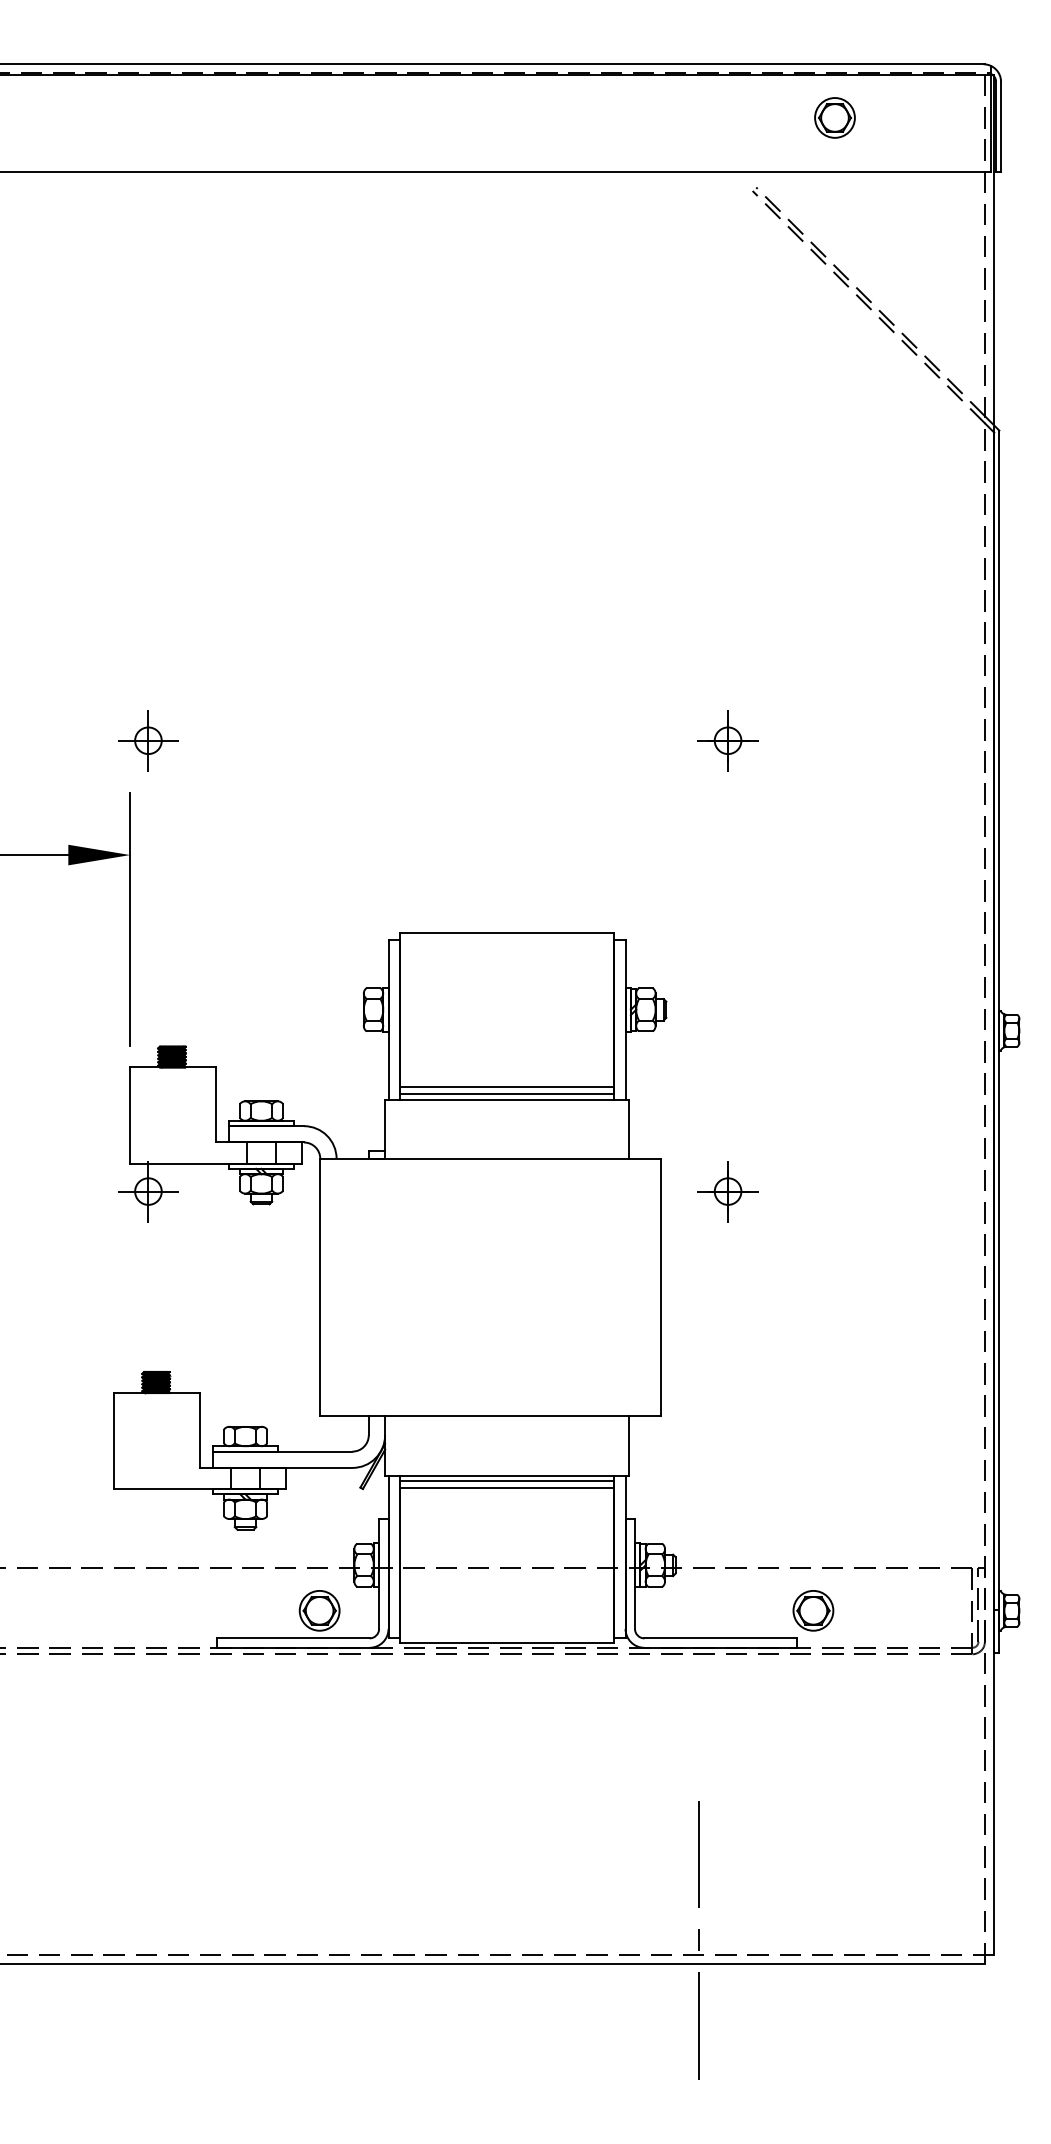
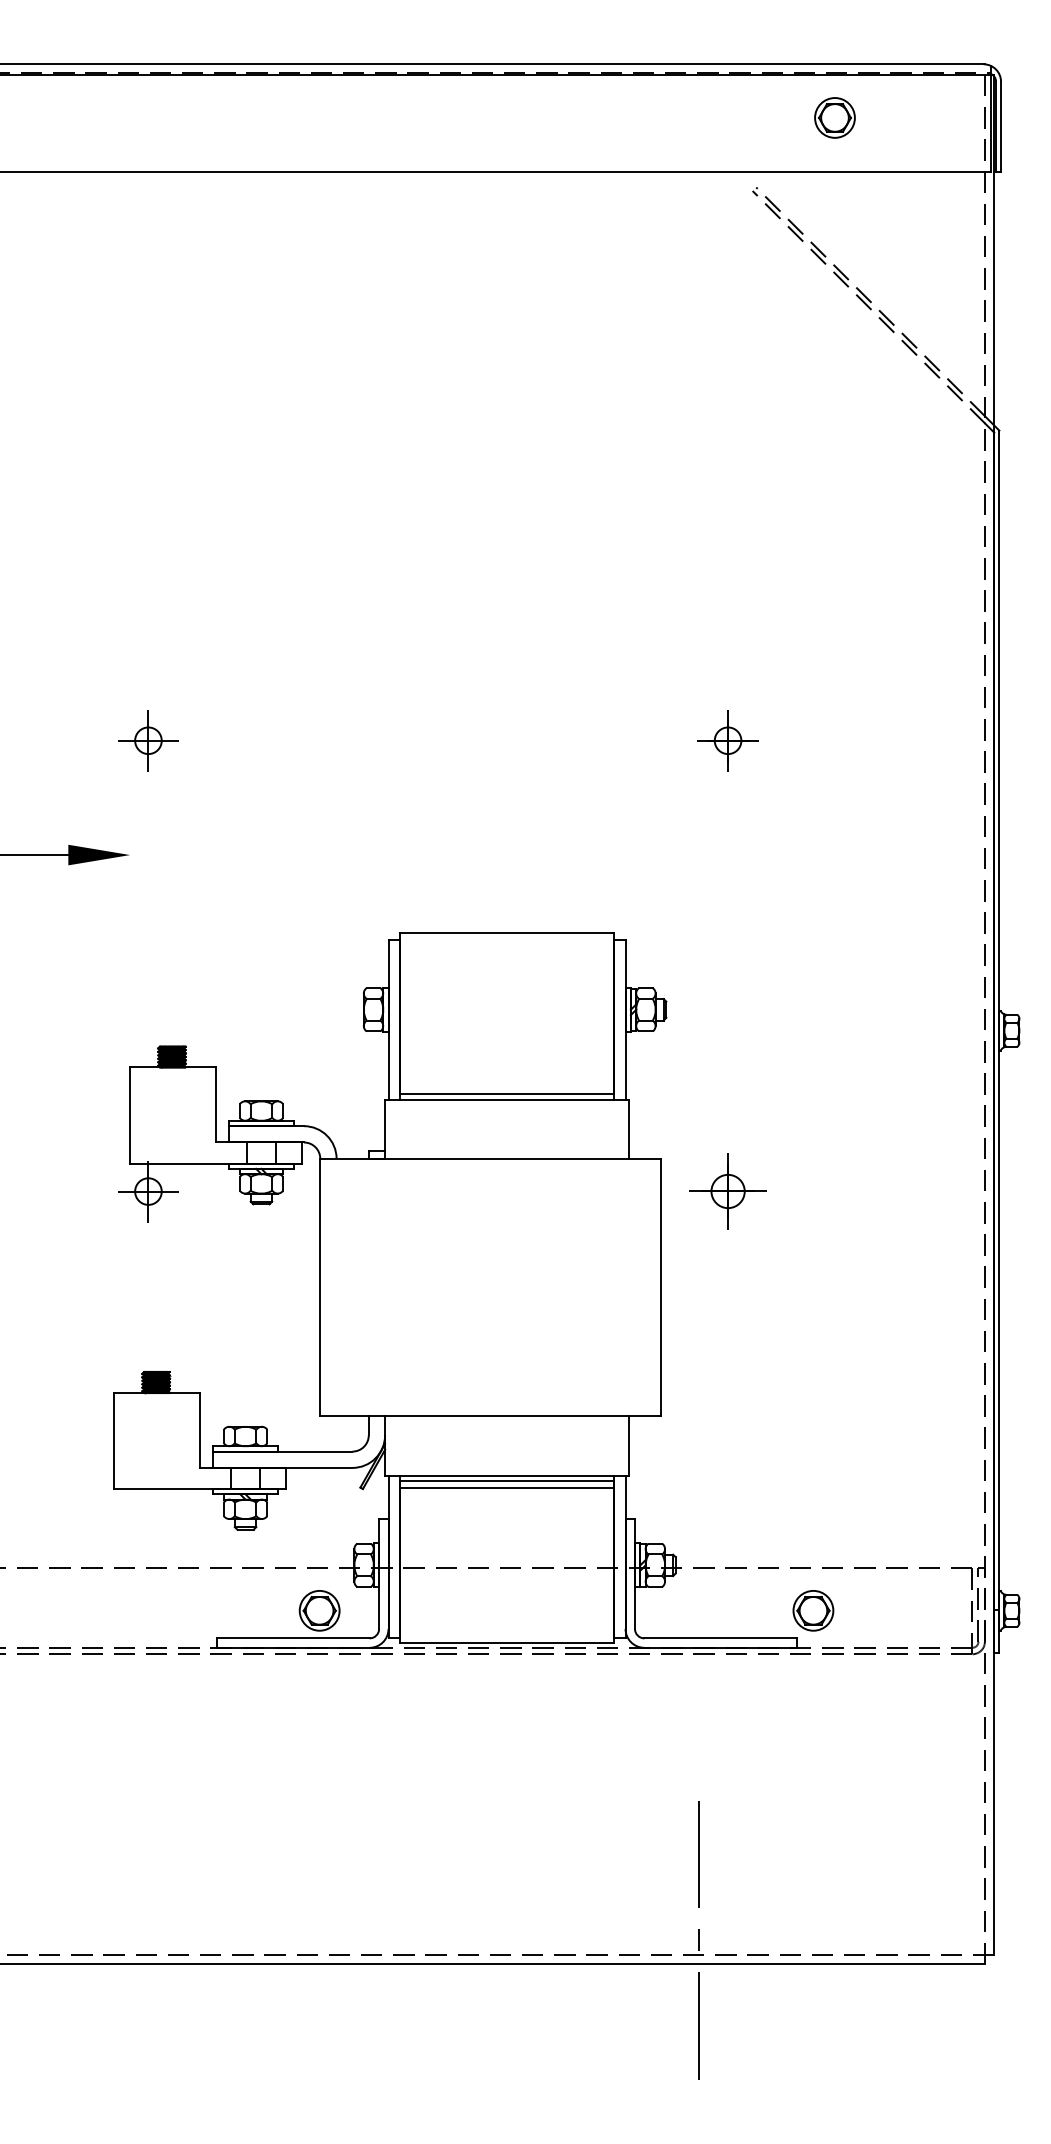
line: present -> none (130, 919)
line: present -> none (506, 1087)
part size: 62x62 px -> 78x77 px (727, 1191)
